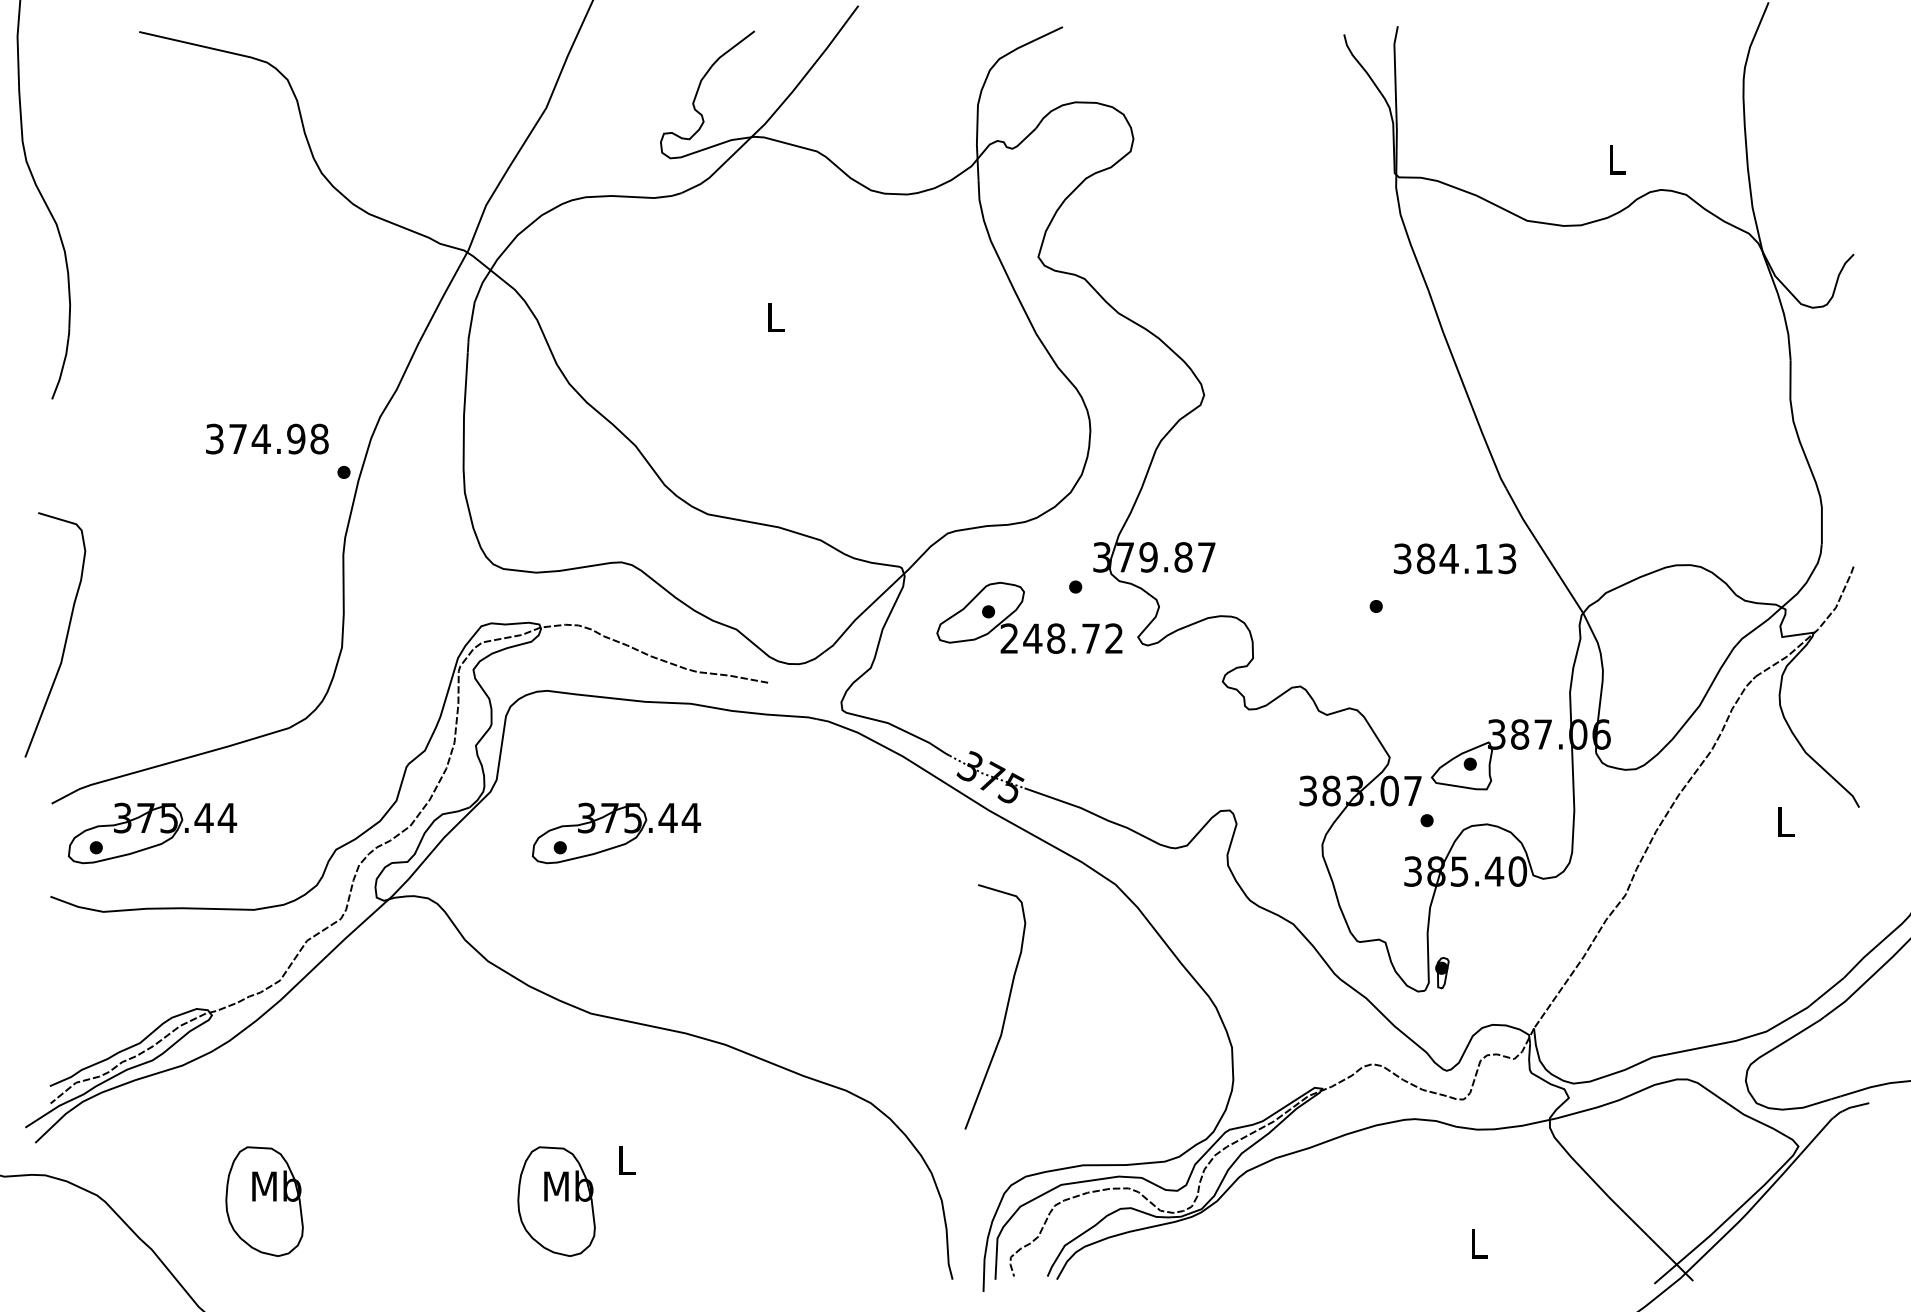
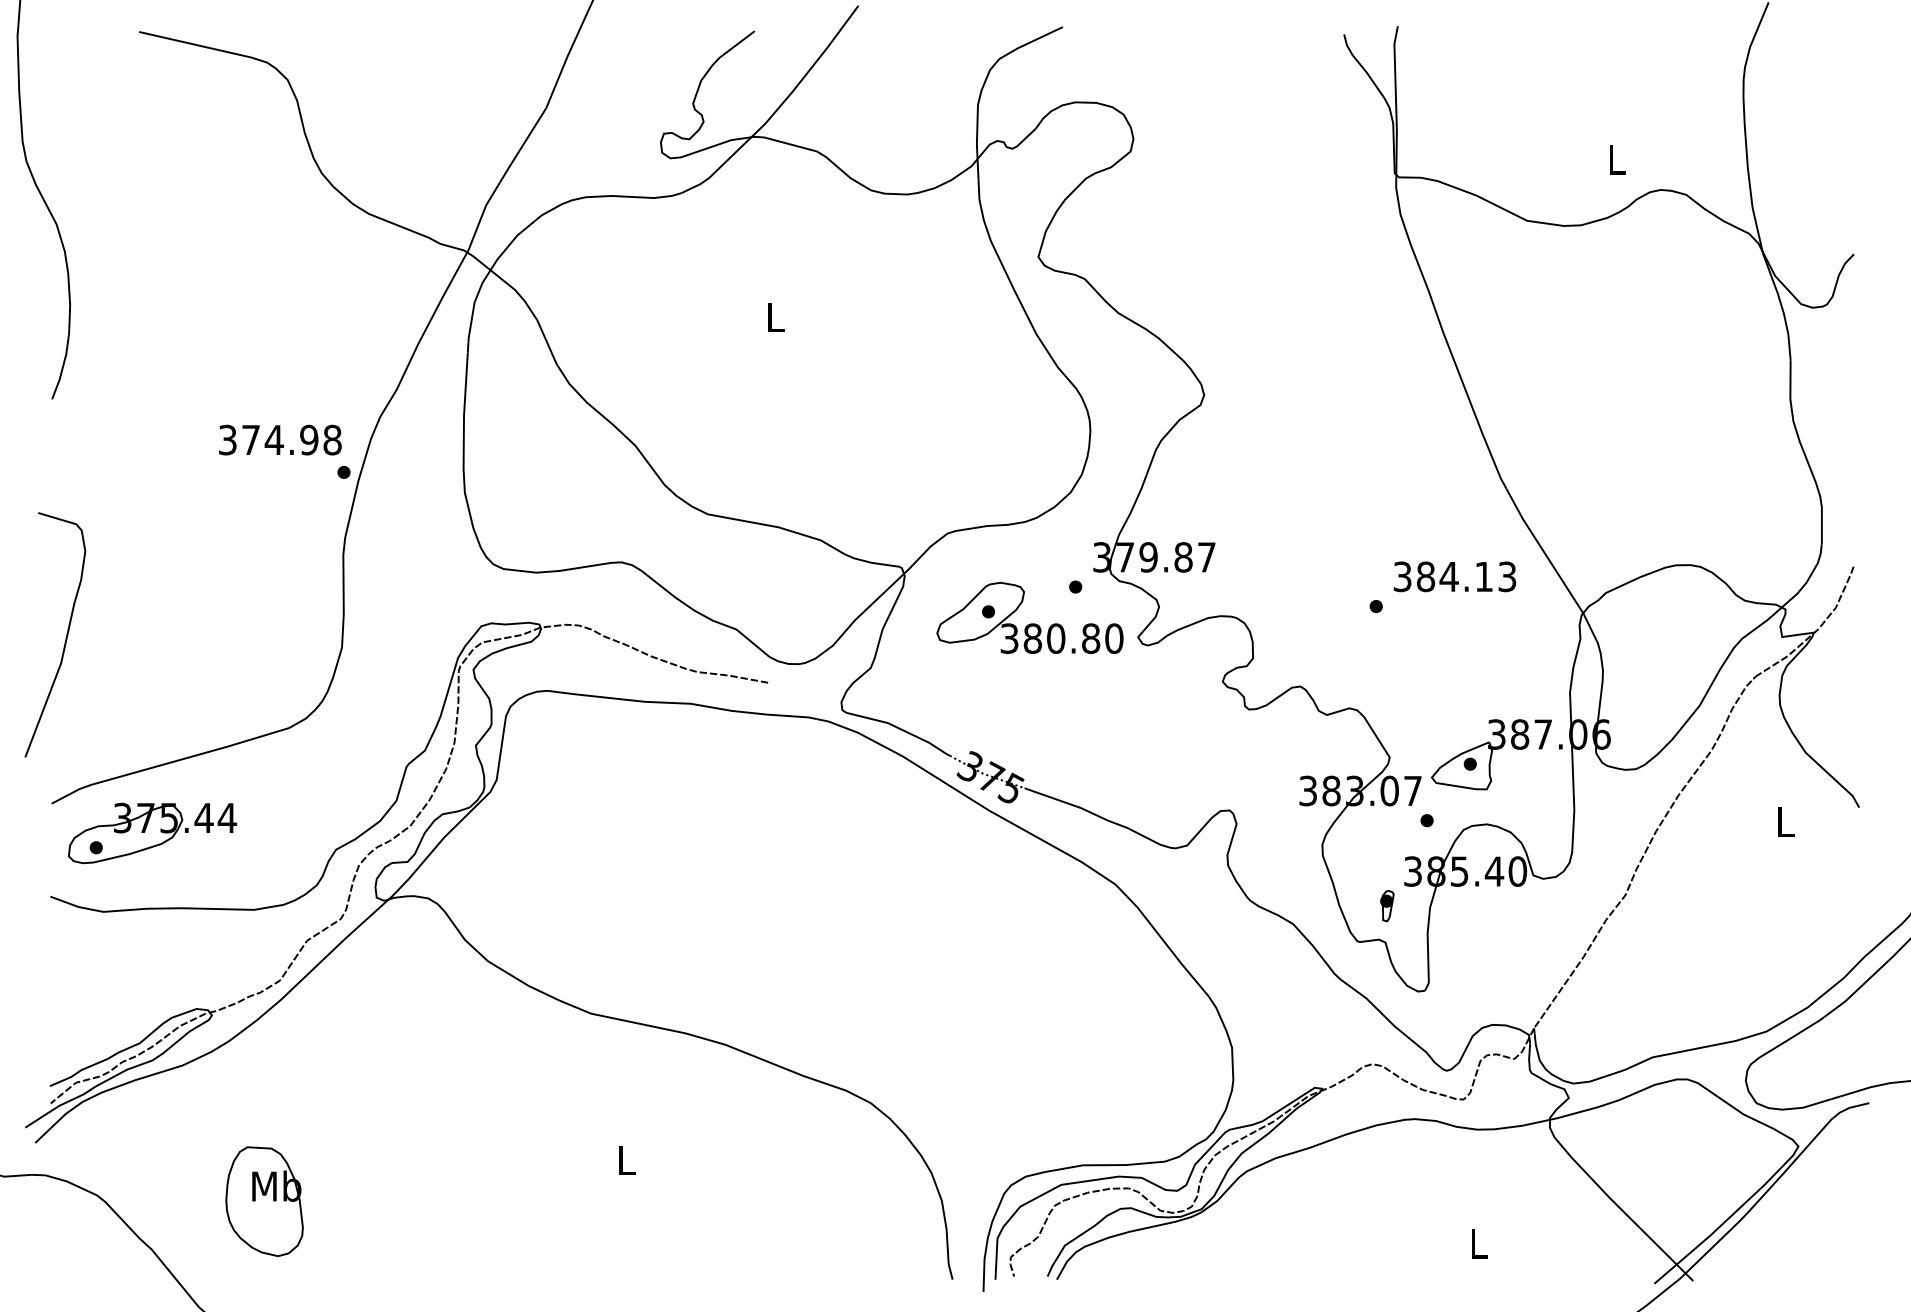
text position: (267, 438) -> (280, 439) (280, 439)
text position: (1455, 558) -> (1455, 576) (1455, 576)
text: 248.72 -> 380.80 (1061, 638)
part: present -> none (616, 833)
part position: (1442, 973) -> (1387, 906) (1387, 906)
curve: present -> none (1005, 1009)
part: present -> none (556, 1201)
